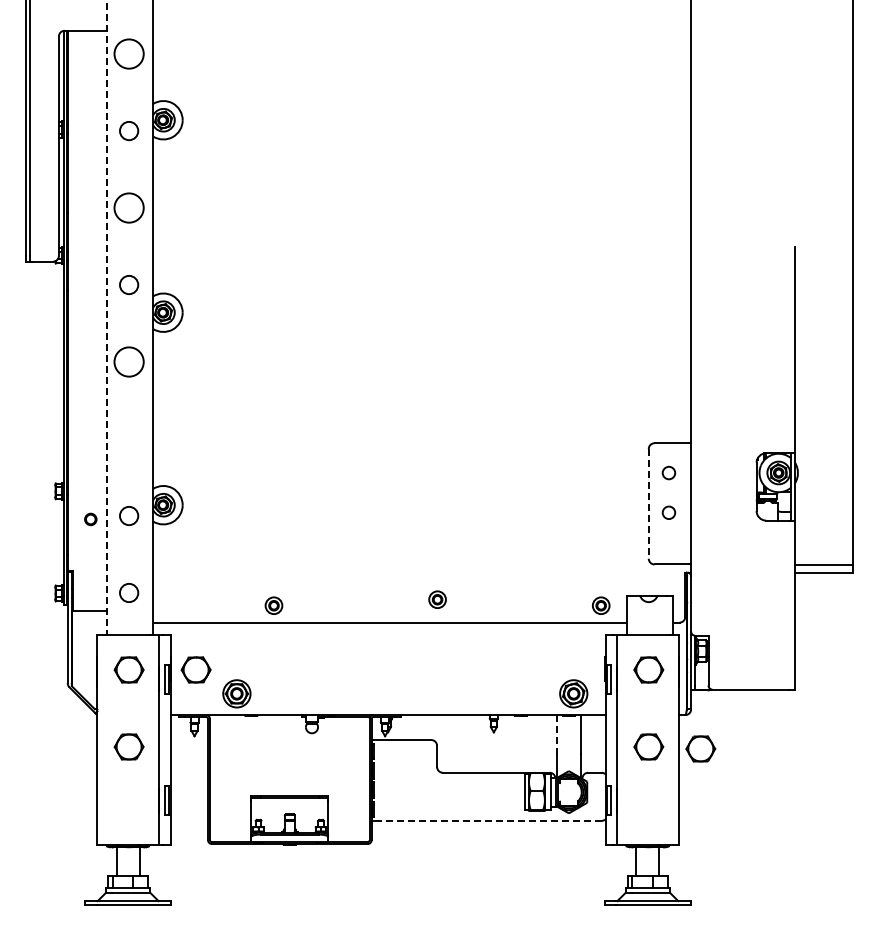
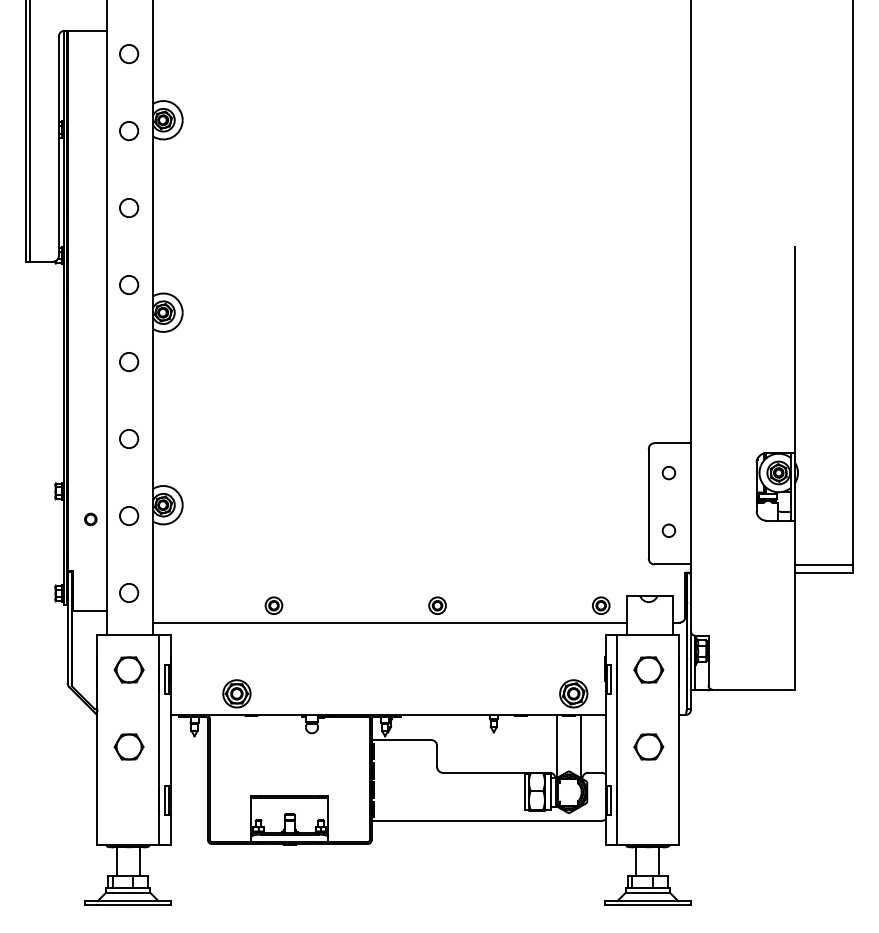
circle diameter: 29 px -> 18 px (129, 53)
circle diameter: 29 px -> 18 px (129, 207)
line: dashed -> solid (106, 317)
circle diameter: 29 px -> 18 px (129, 361)
circle: none -> present (129, 438)
line: dashed -> solid (648, 503)
circle position: (668, 512) -> (668, 530) (668, 530)
part position: (437, 599) -> (437, 605) (437, 605)
part: present -> none (195, 669)
line: dashed -> solid (557, 734)
part: present -> none (700, 748)
line: dashed -> solid (487, 820)
